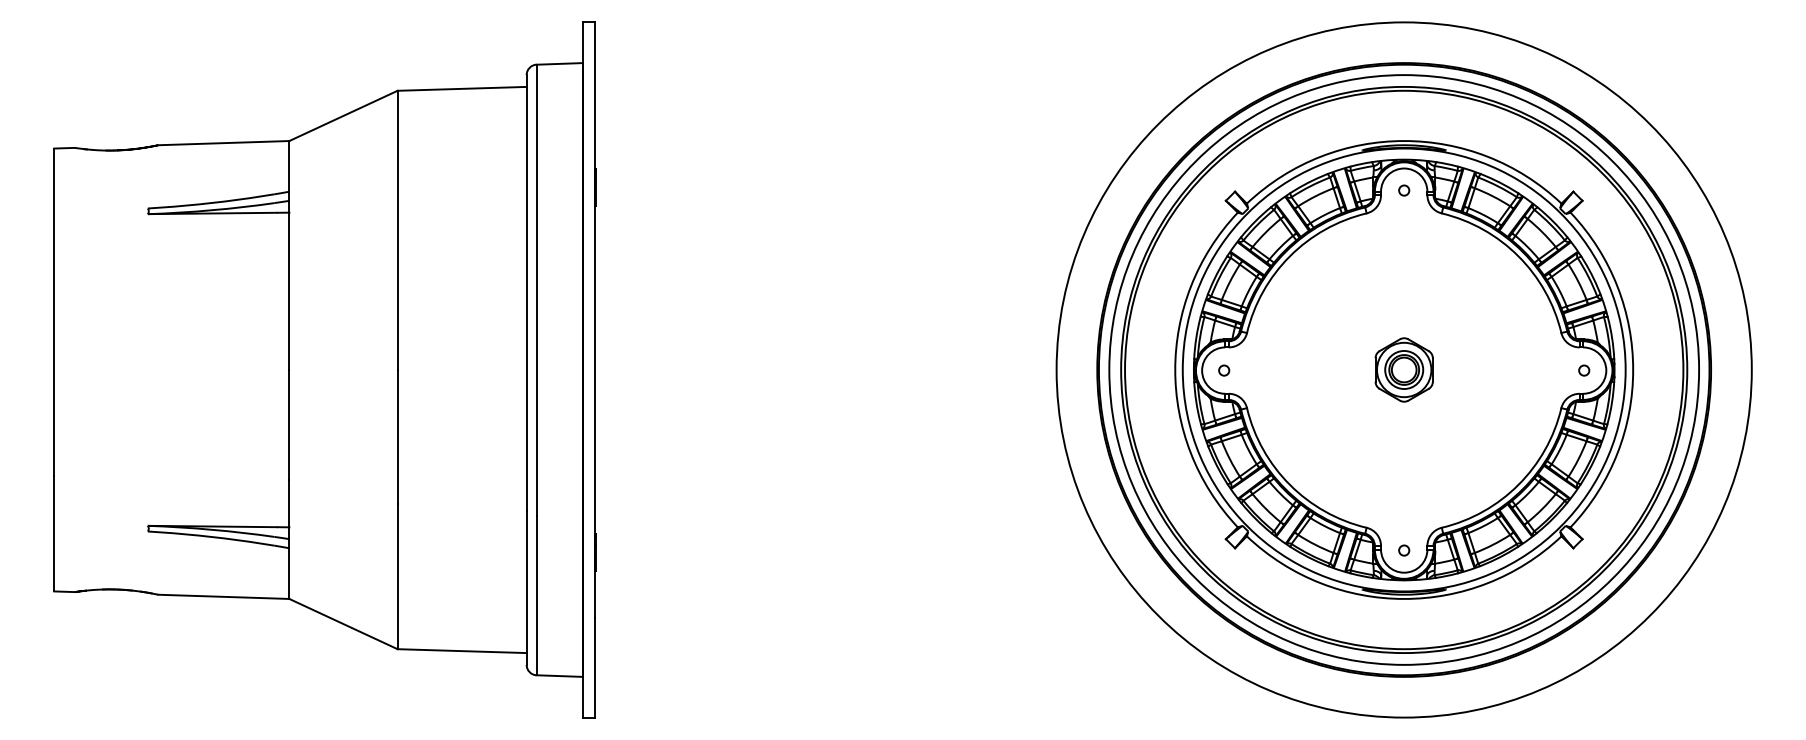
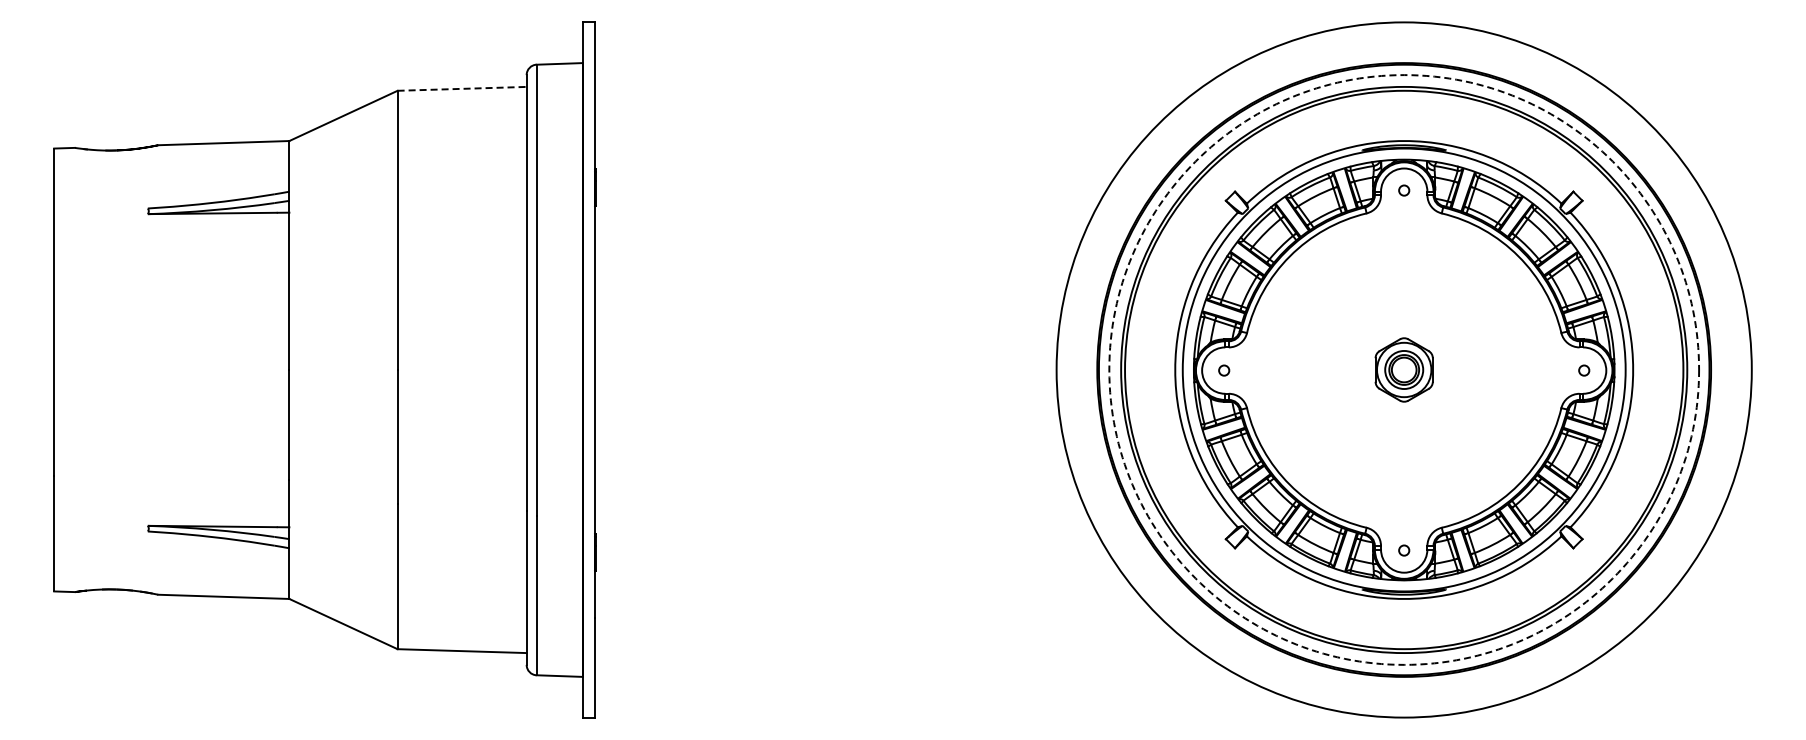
line: solid -> dashed (462, 88)
circle: solid -> dashed (1404, 369)
